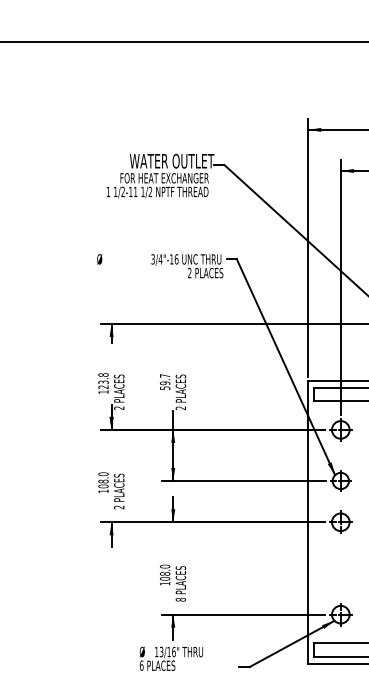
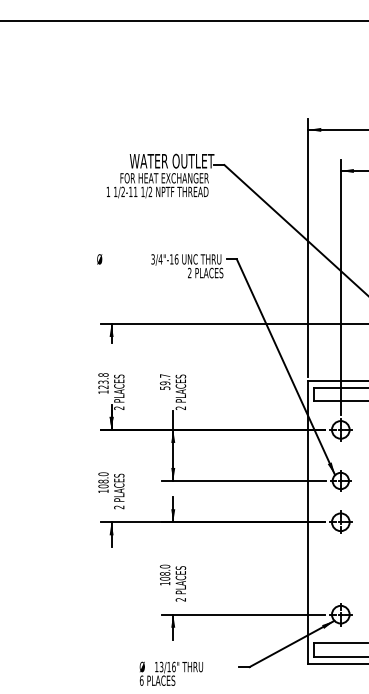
line position: (183, 41) -> (183, 20) (183, 20)
text: 8 -> 2 (180, 599)
text position: (170, 658) -> (170, 673) (170, 673)
